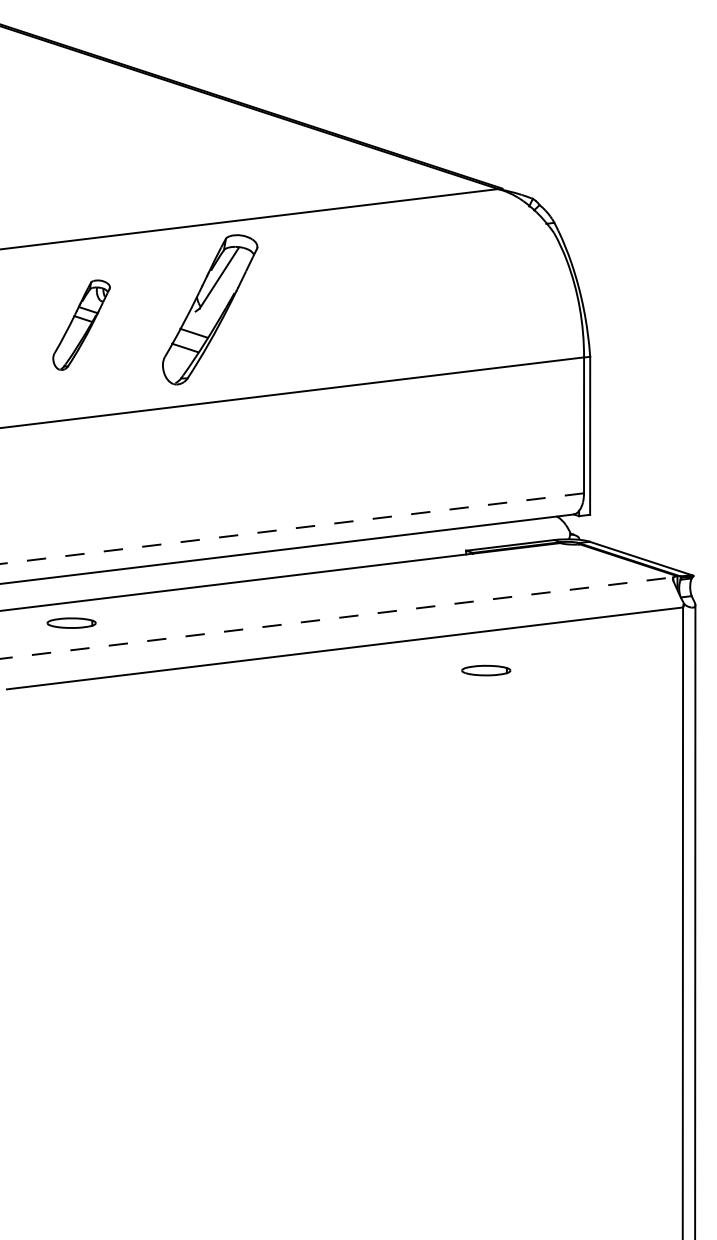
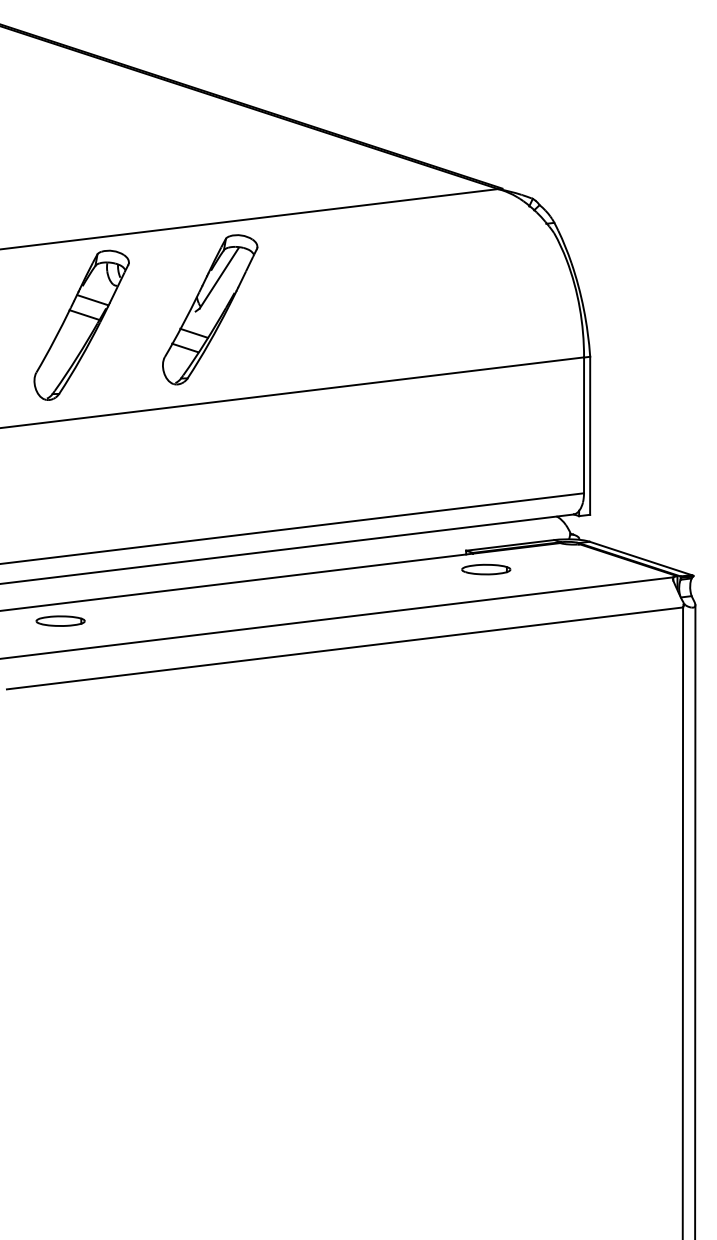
part size: 59x92 px -> 97x152 px (81, 324)
line: dashed -> solid (292, 528)
line: dashed -> solid (336, 618)
part position: (71, 622) -> (60, 620) (60, 620)
part position: (486, 670) -> (486, 569) (486, 569)
